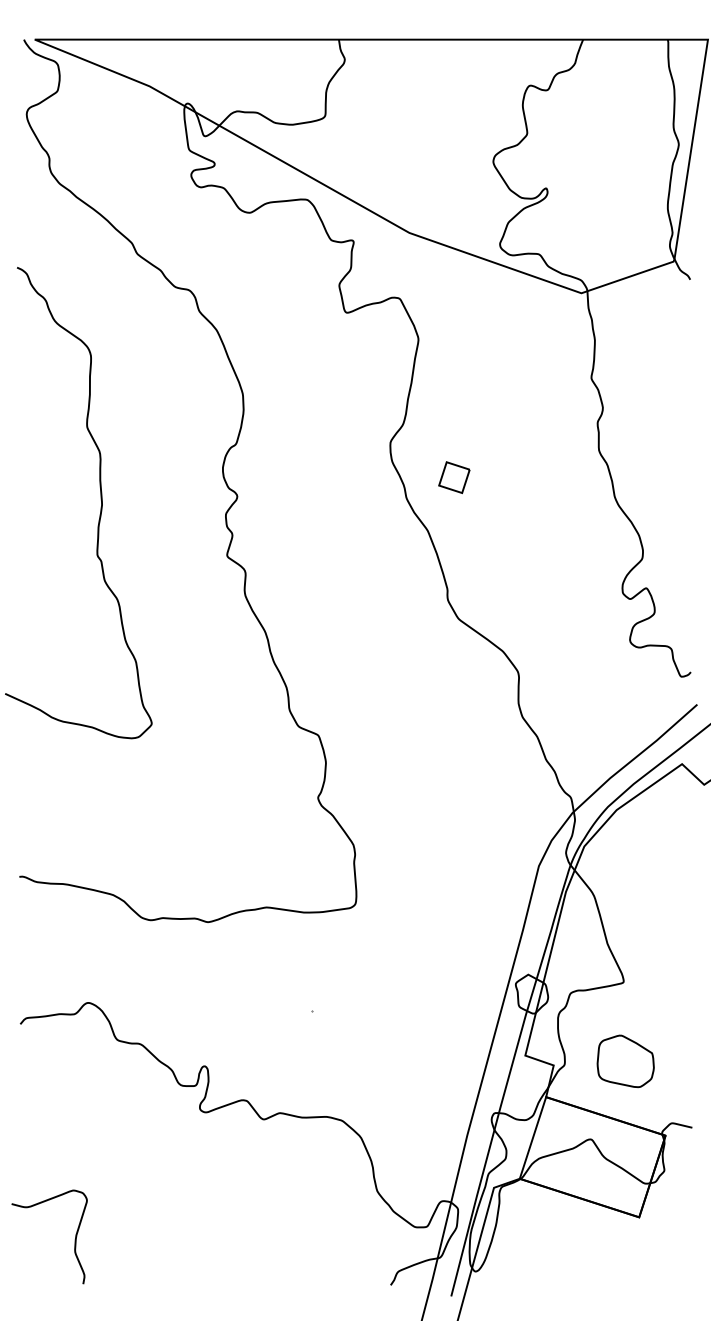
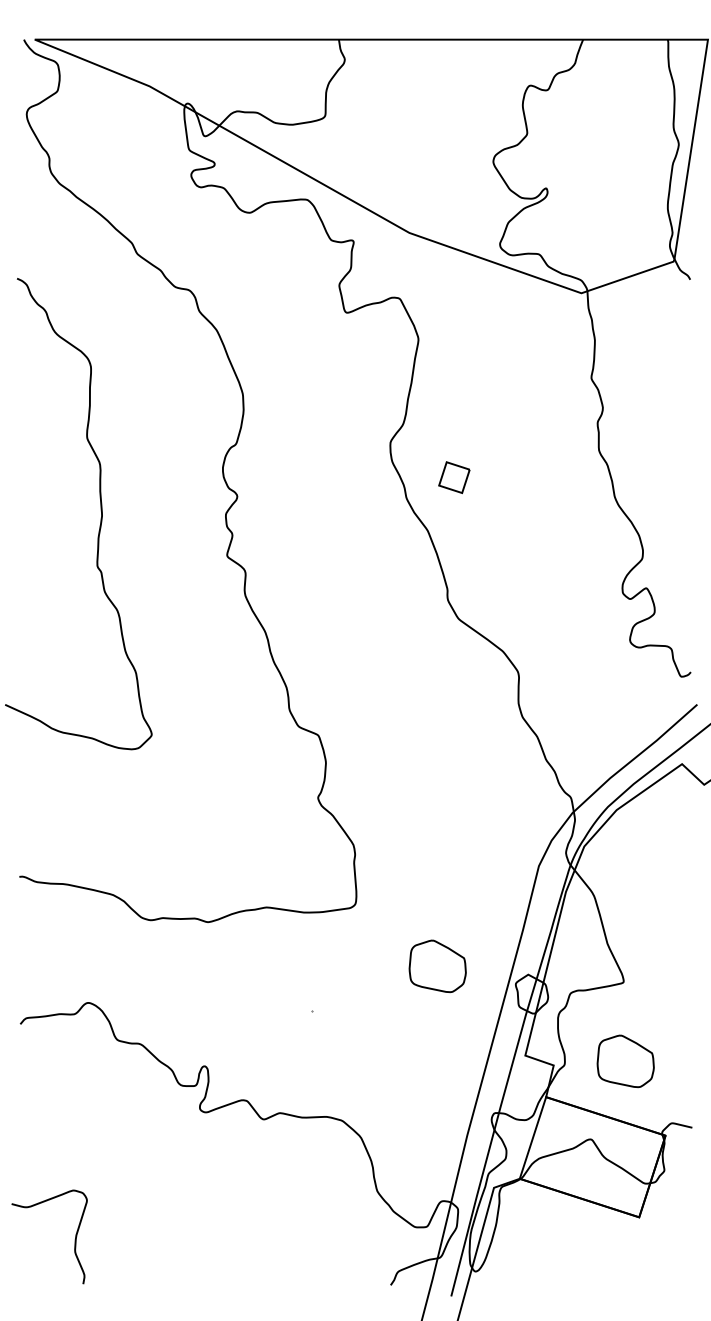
curve position: (100, 499) -> (100, 510) (100, 510)
part: none -> present (437, 966)
